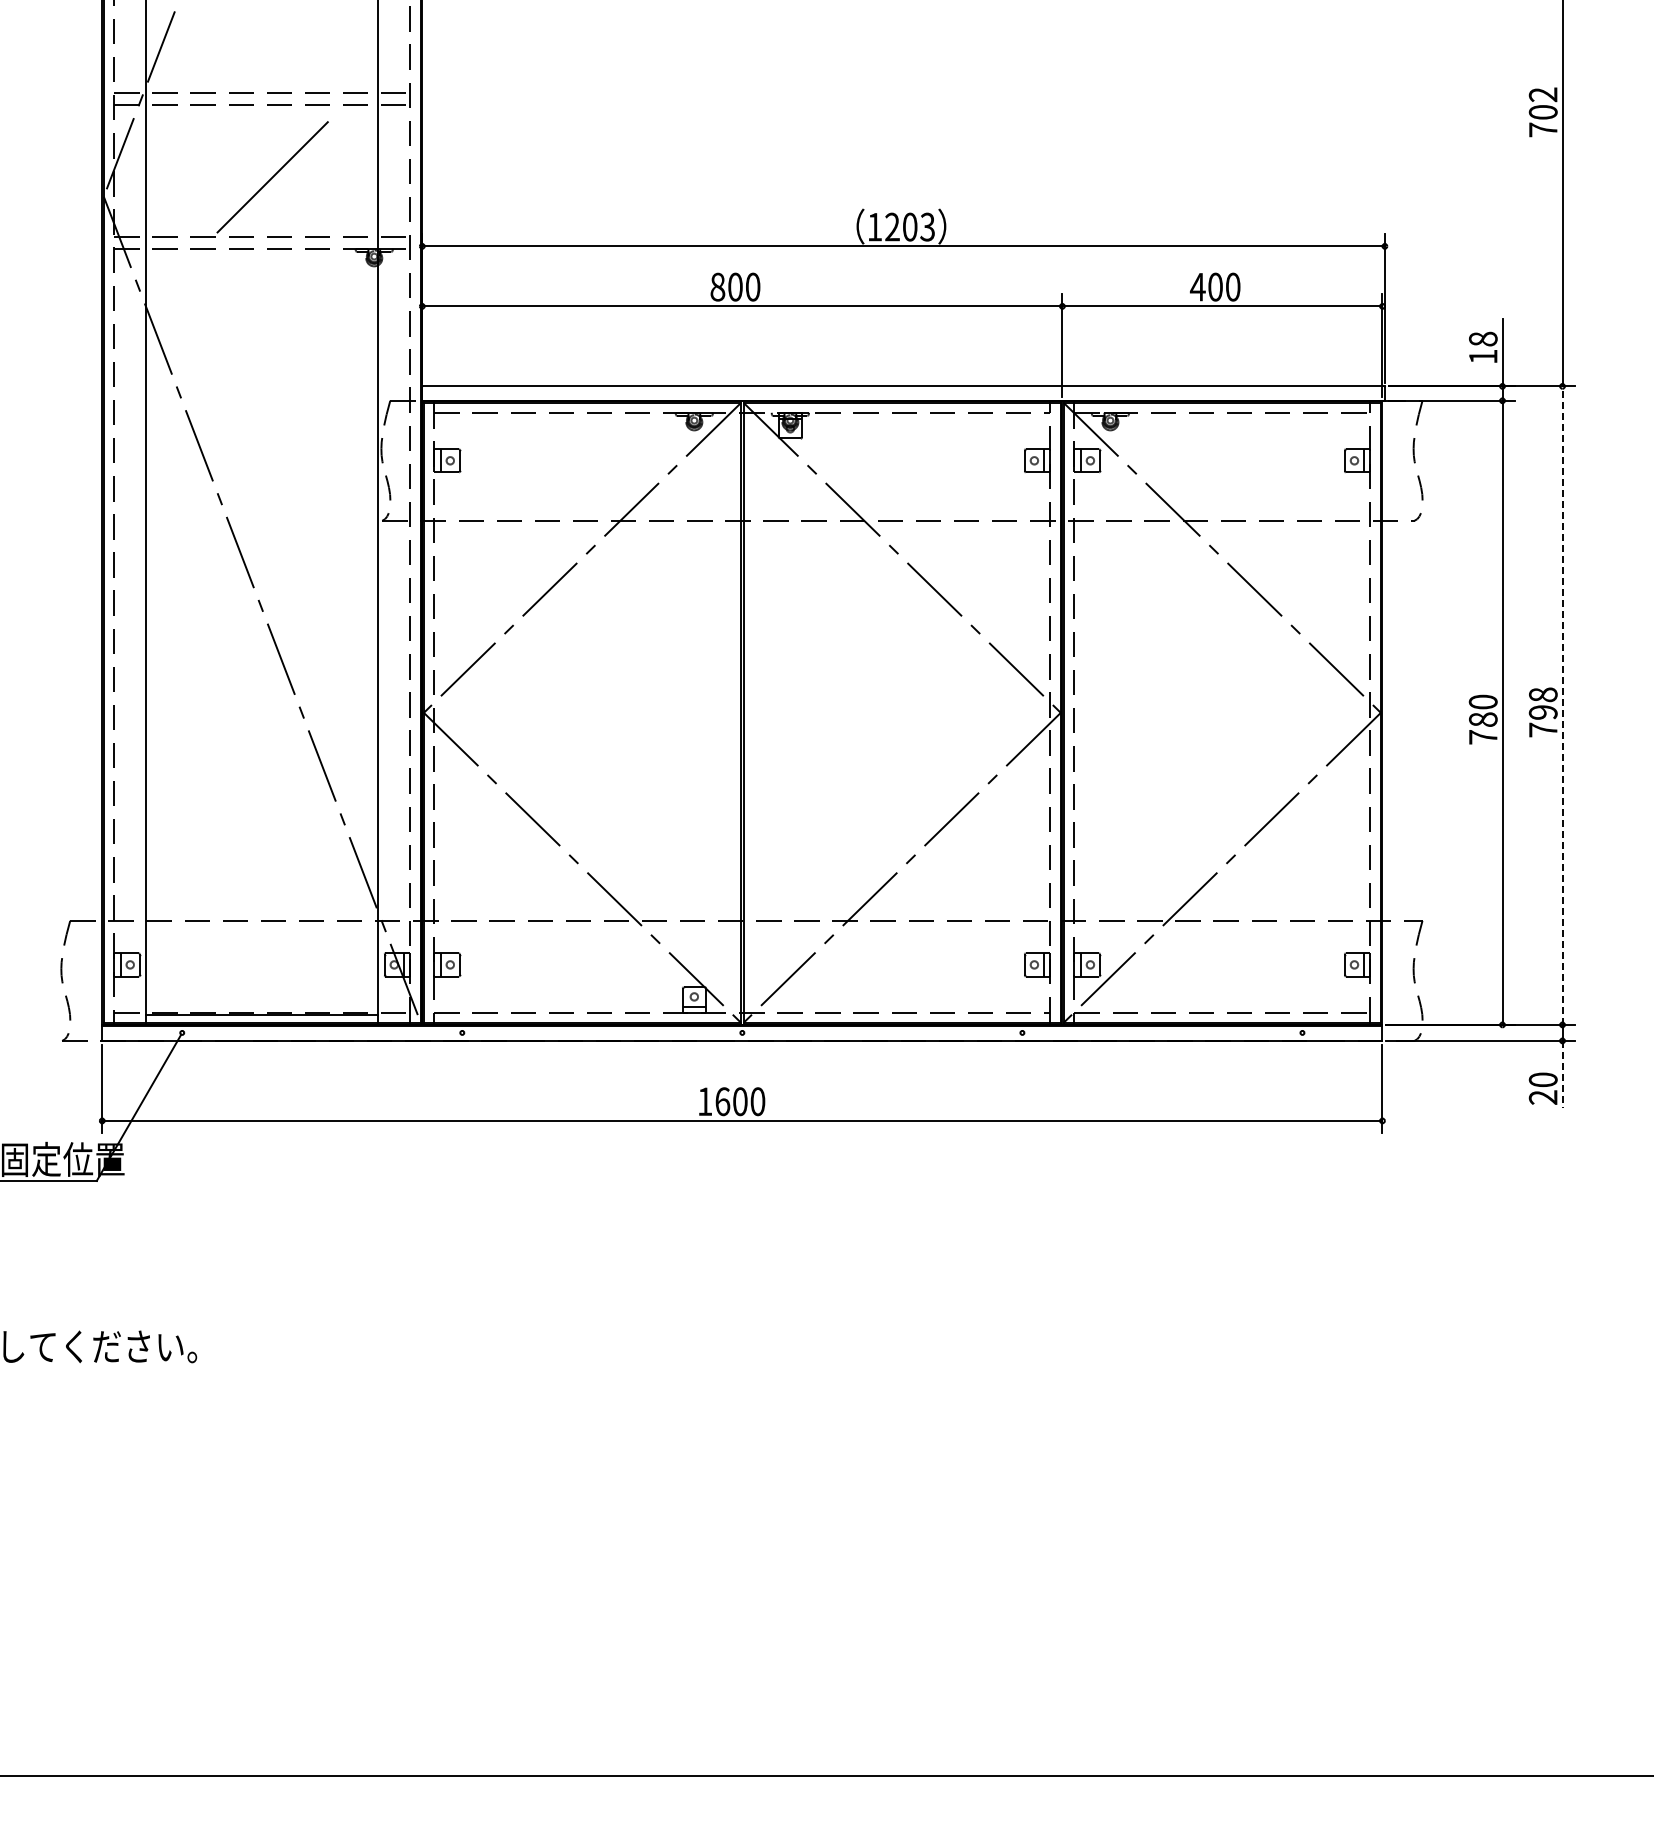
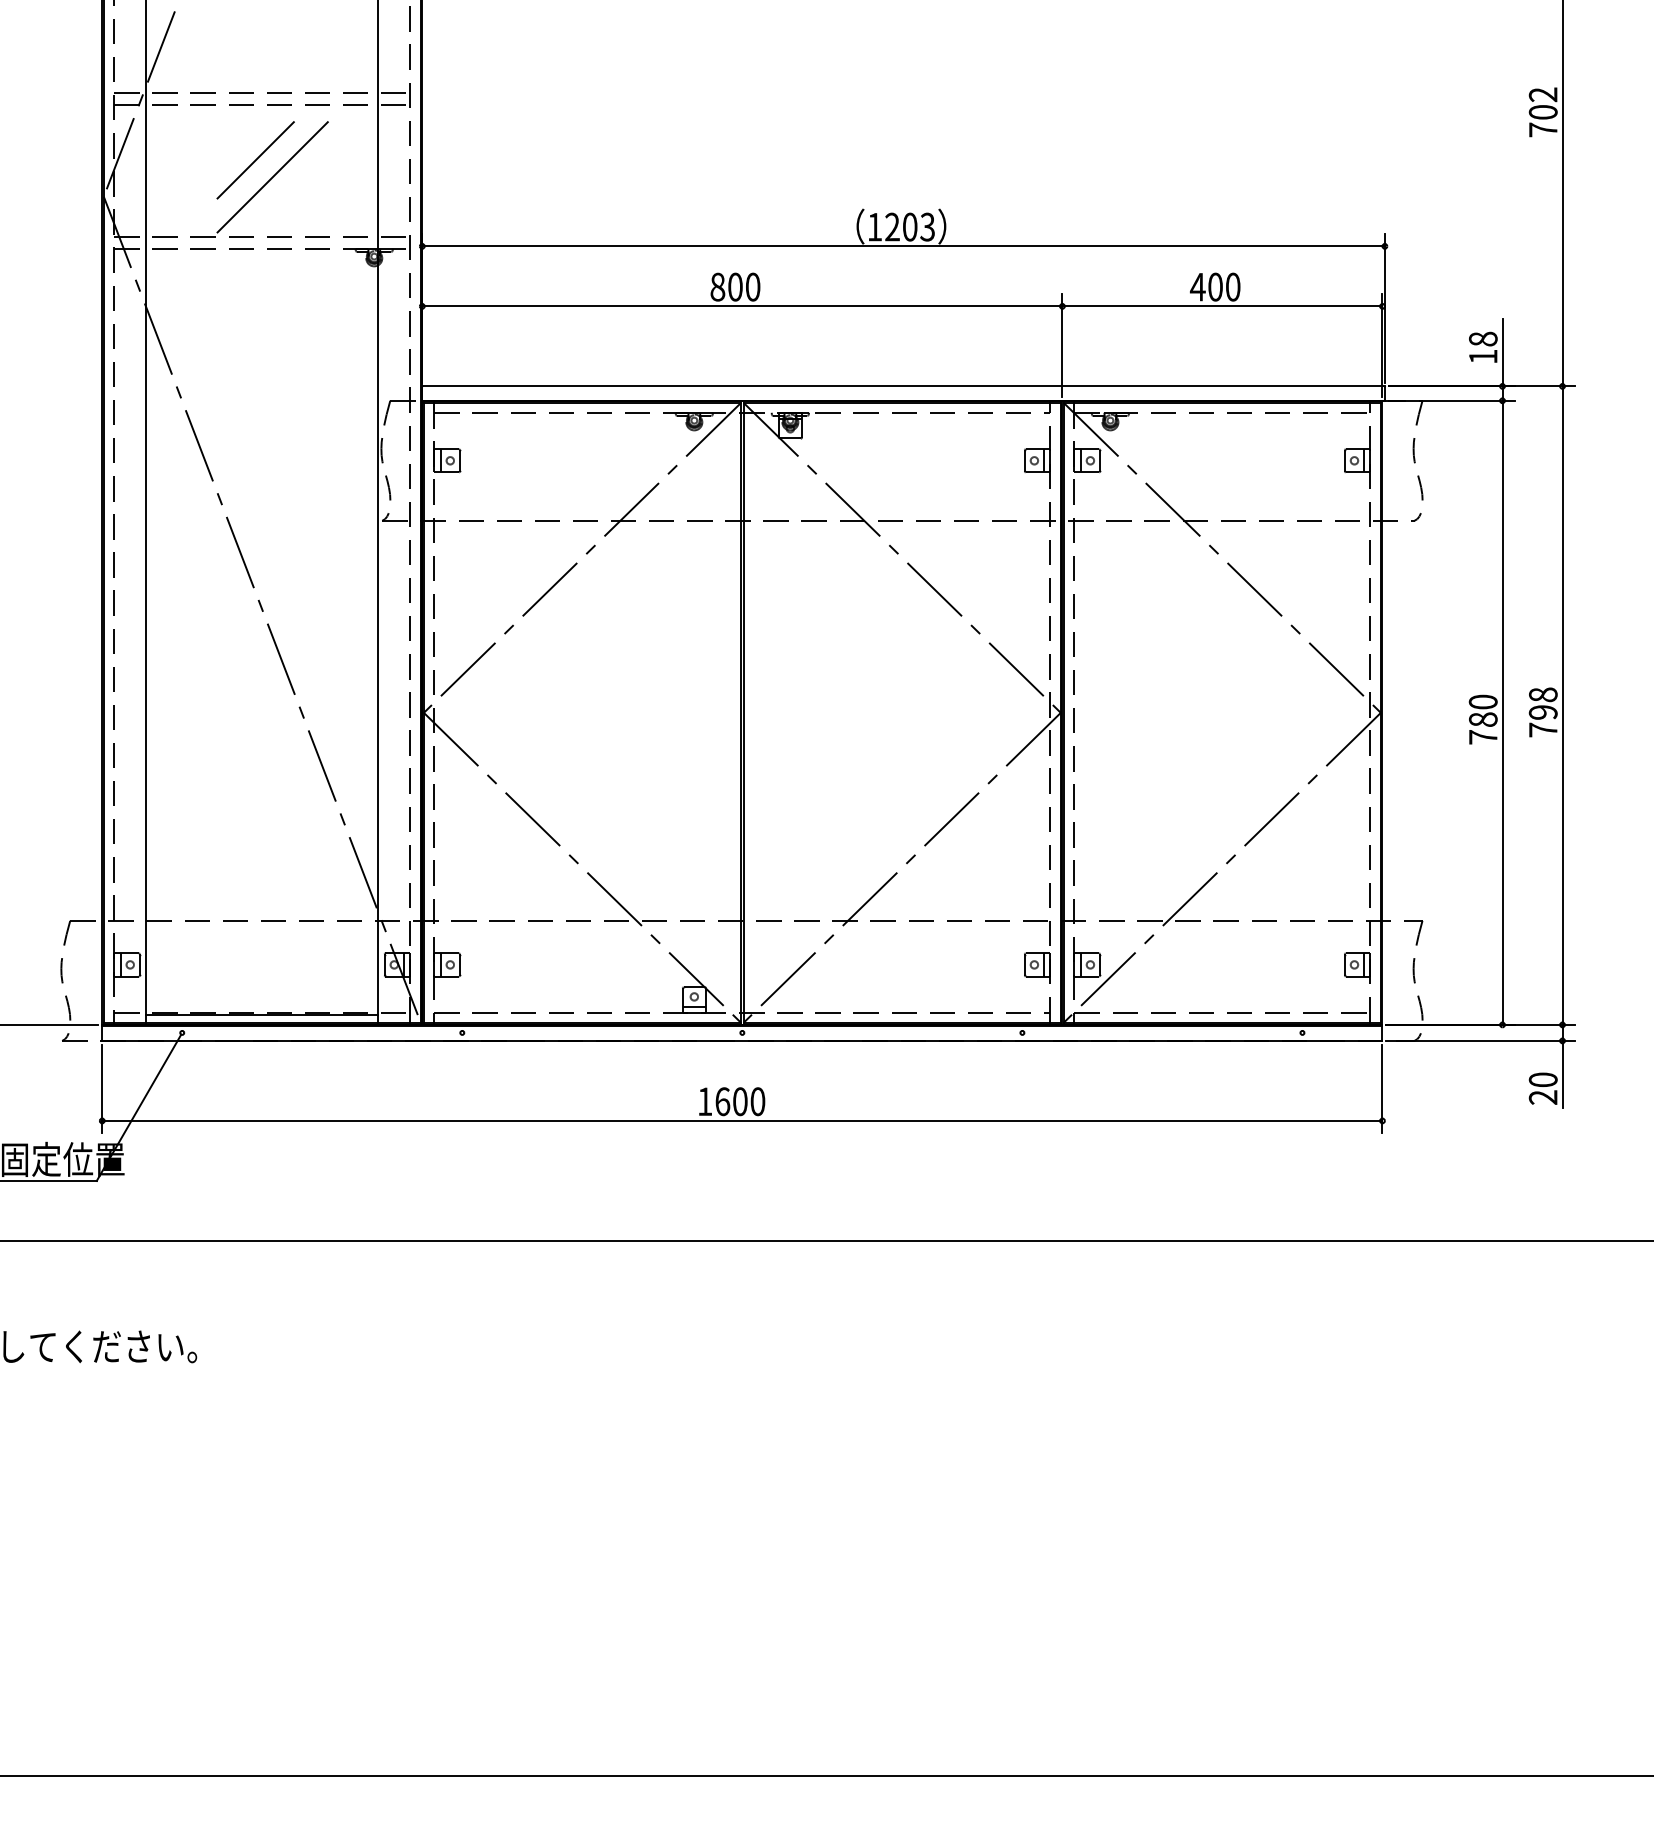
line: none -> present (255, 160)
line: dashed -> solid (1562, 705)
line: none -> present (50, 1024)
line: dashed -> solid (1562, 1074)
line: none -> present (826, 1240)
